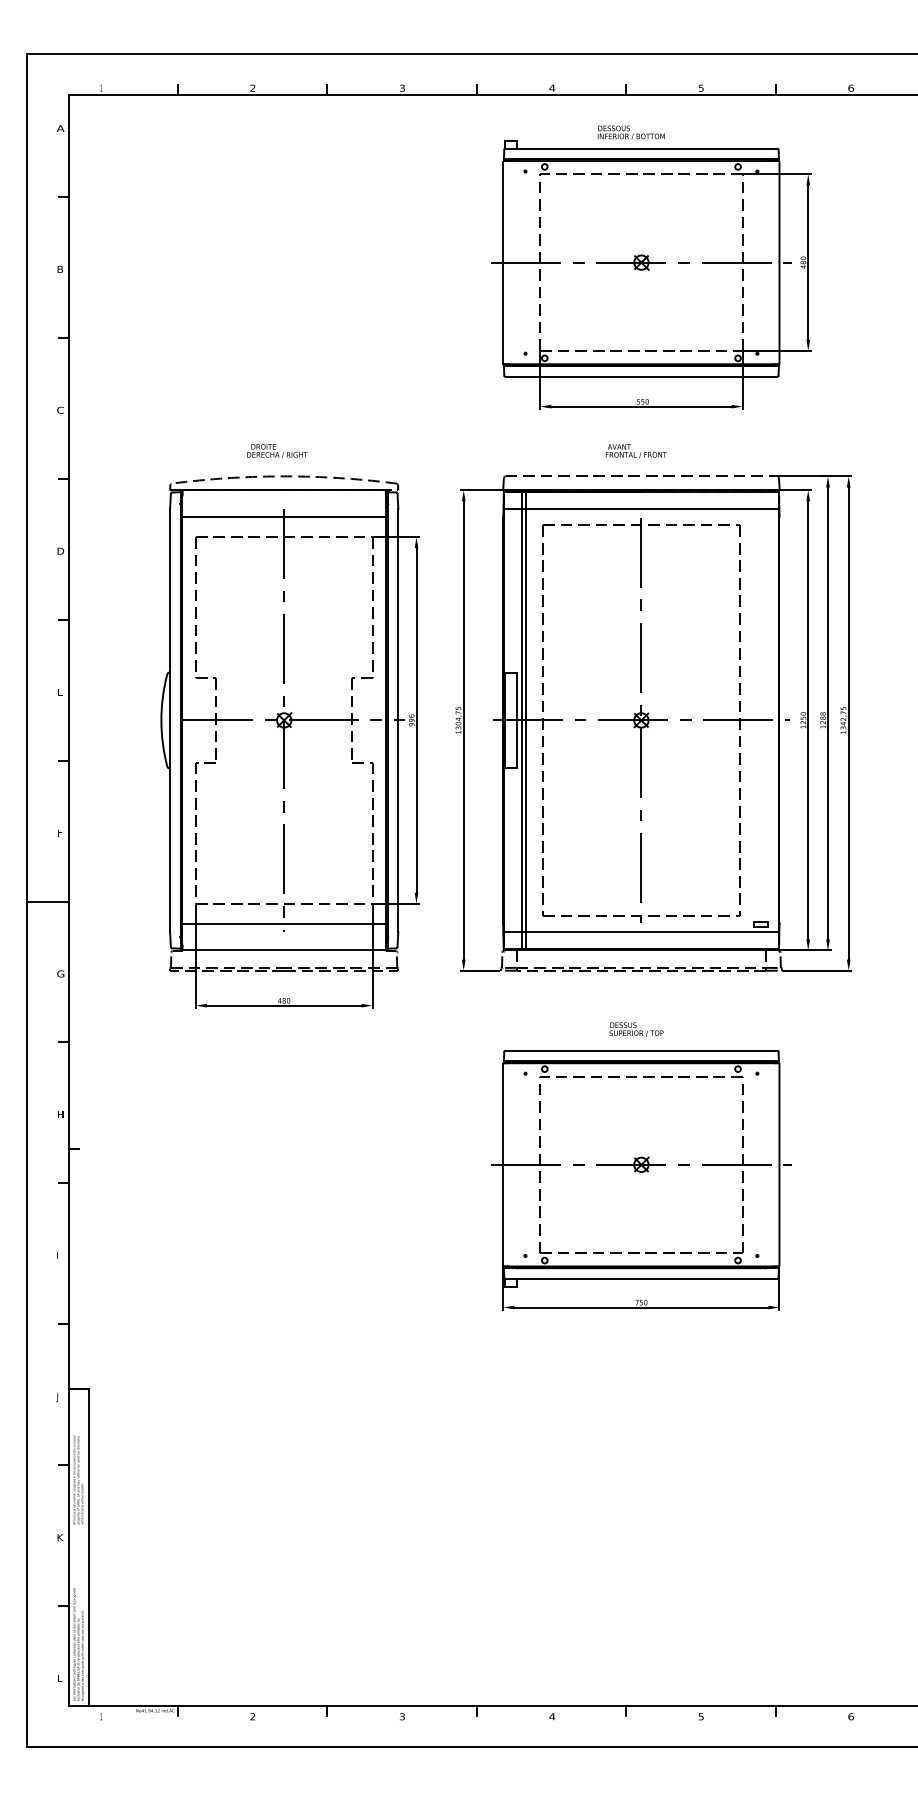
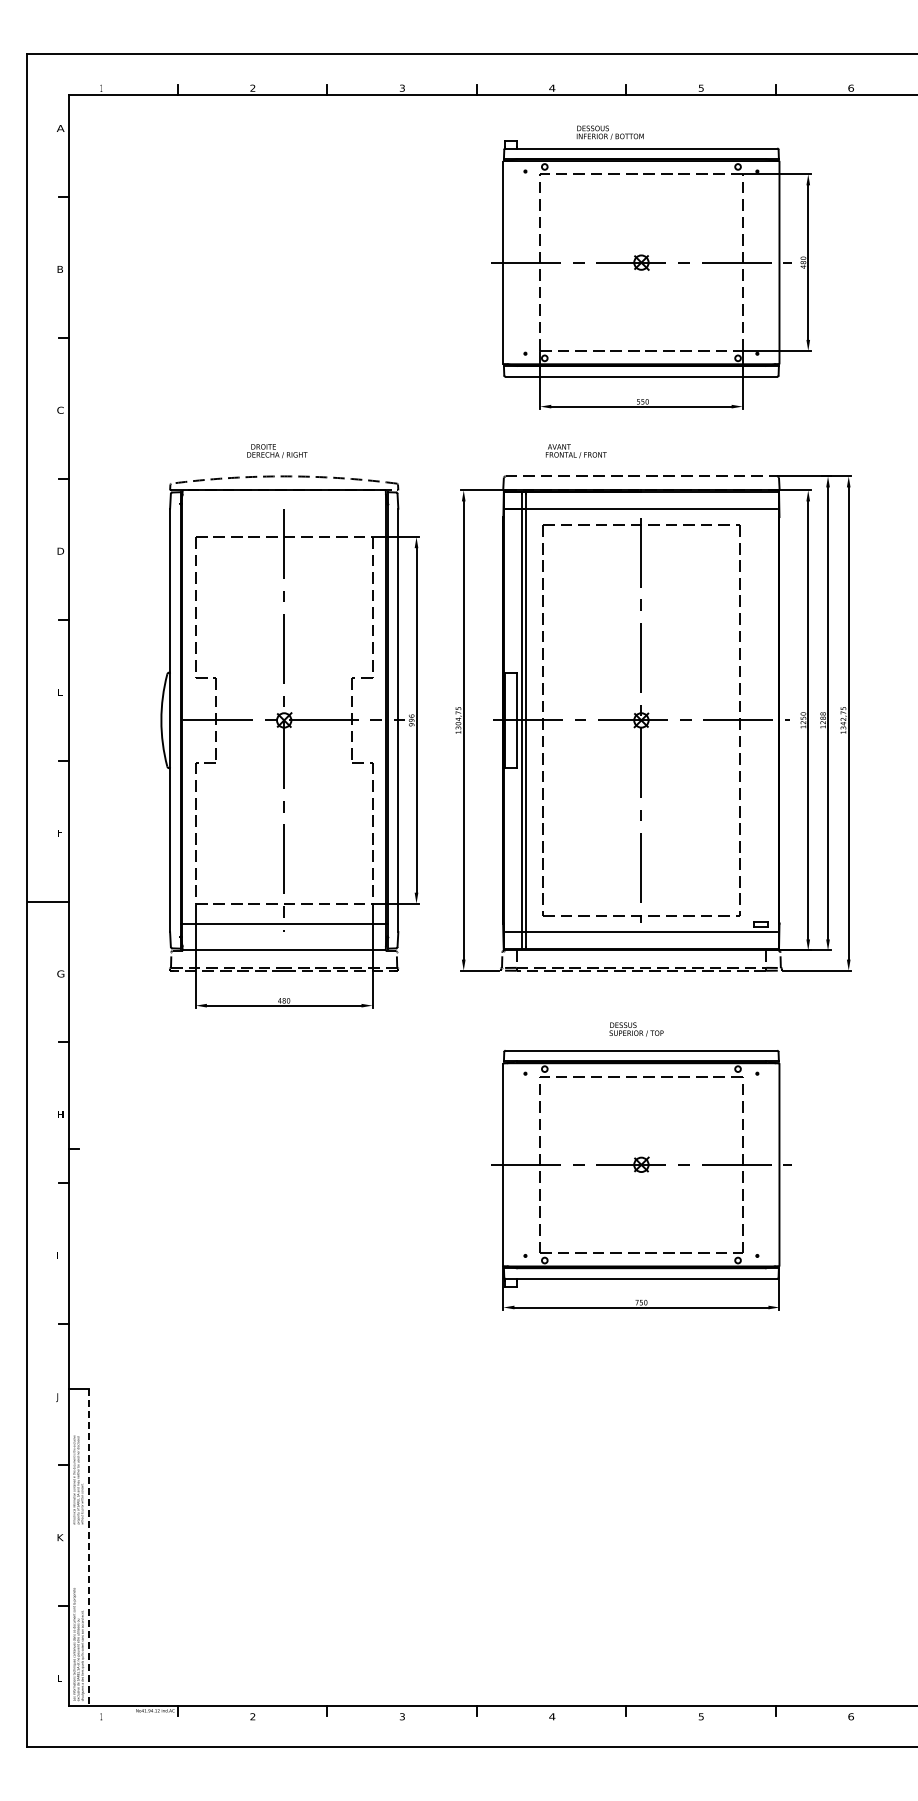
text position: (630, 132) -> (609, 132) (609, 132)
text position: (635, 451) -> (575, 451) (575, 451)
line: present -> none (283, 517)
line: solid -> dashed (89, 1547)
